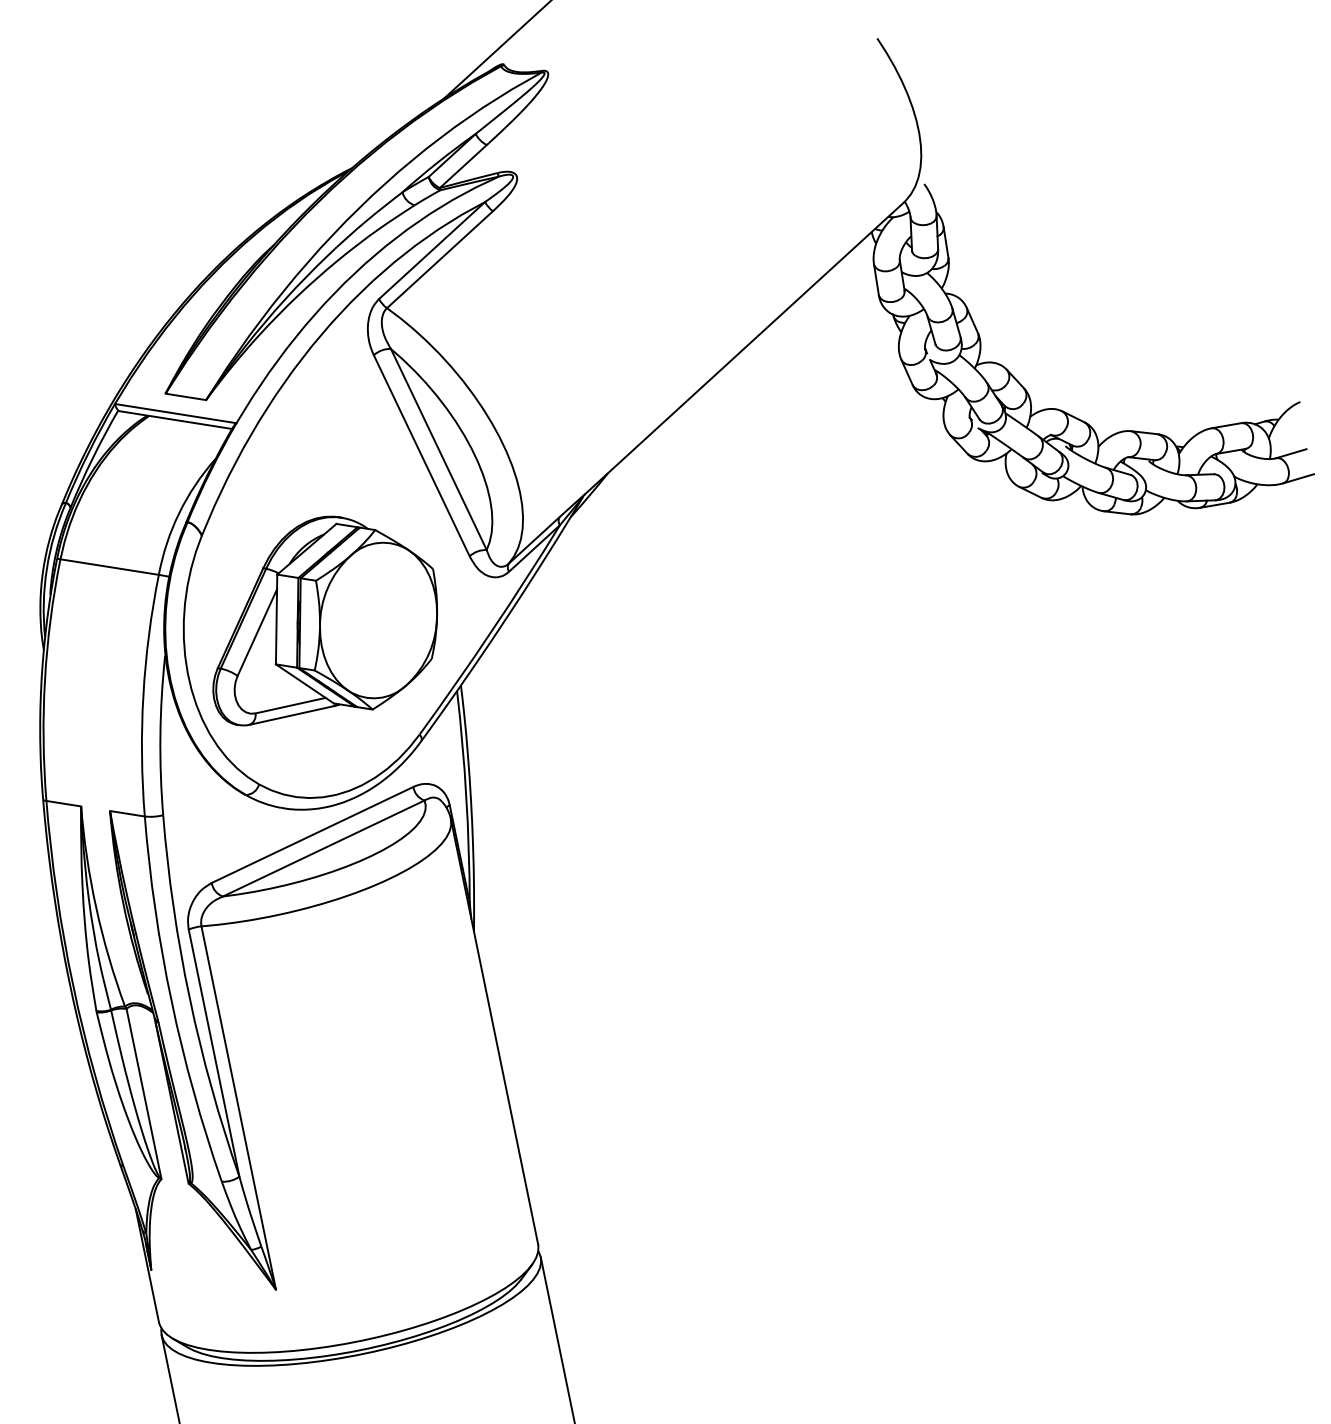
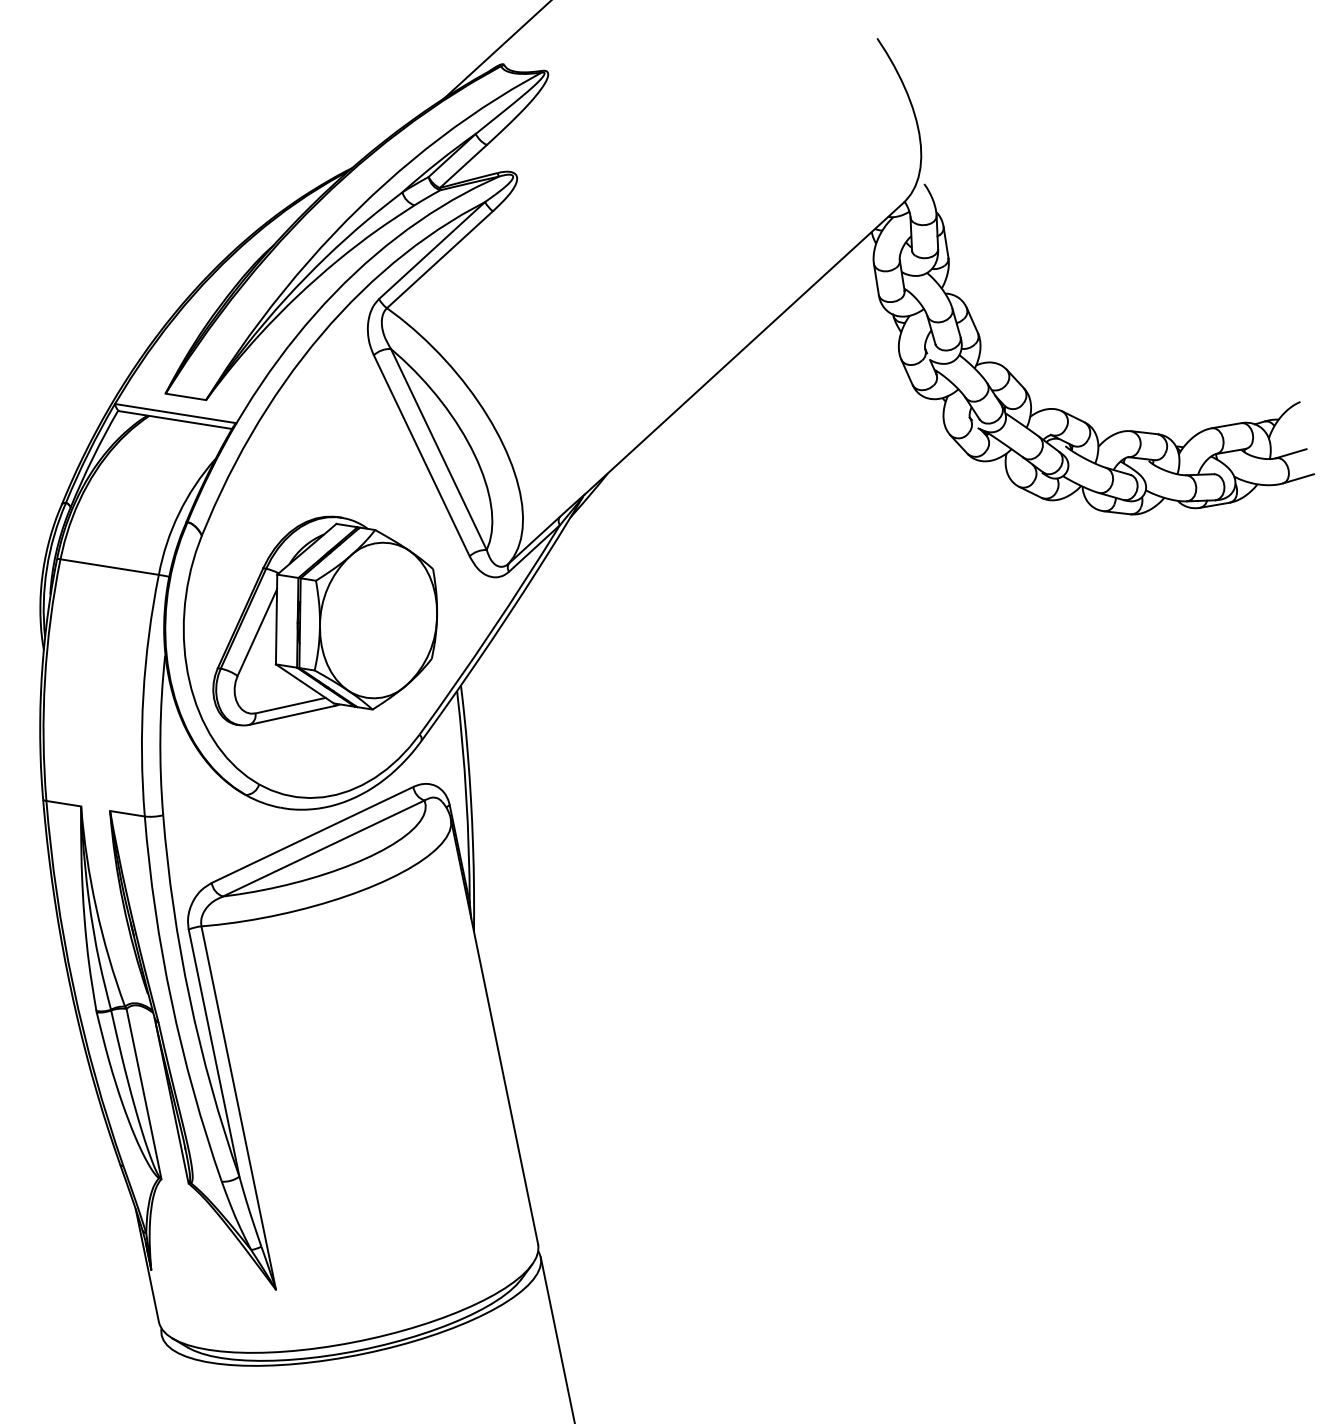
line: present -> none (170, 1377)
